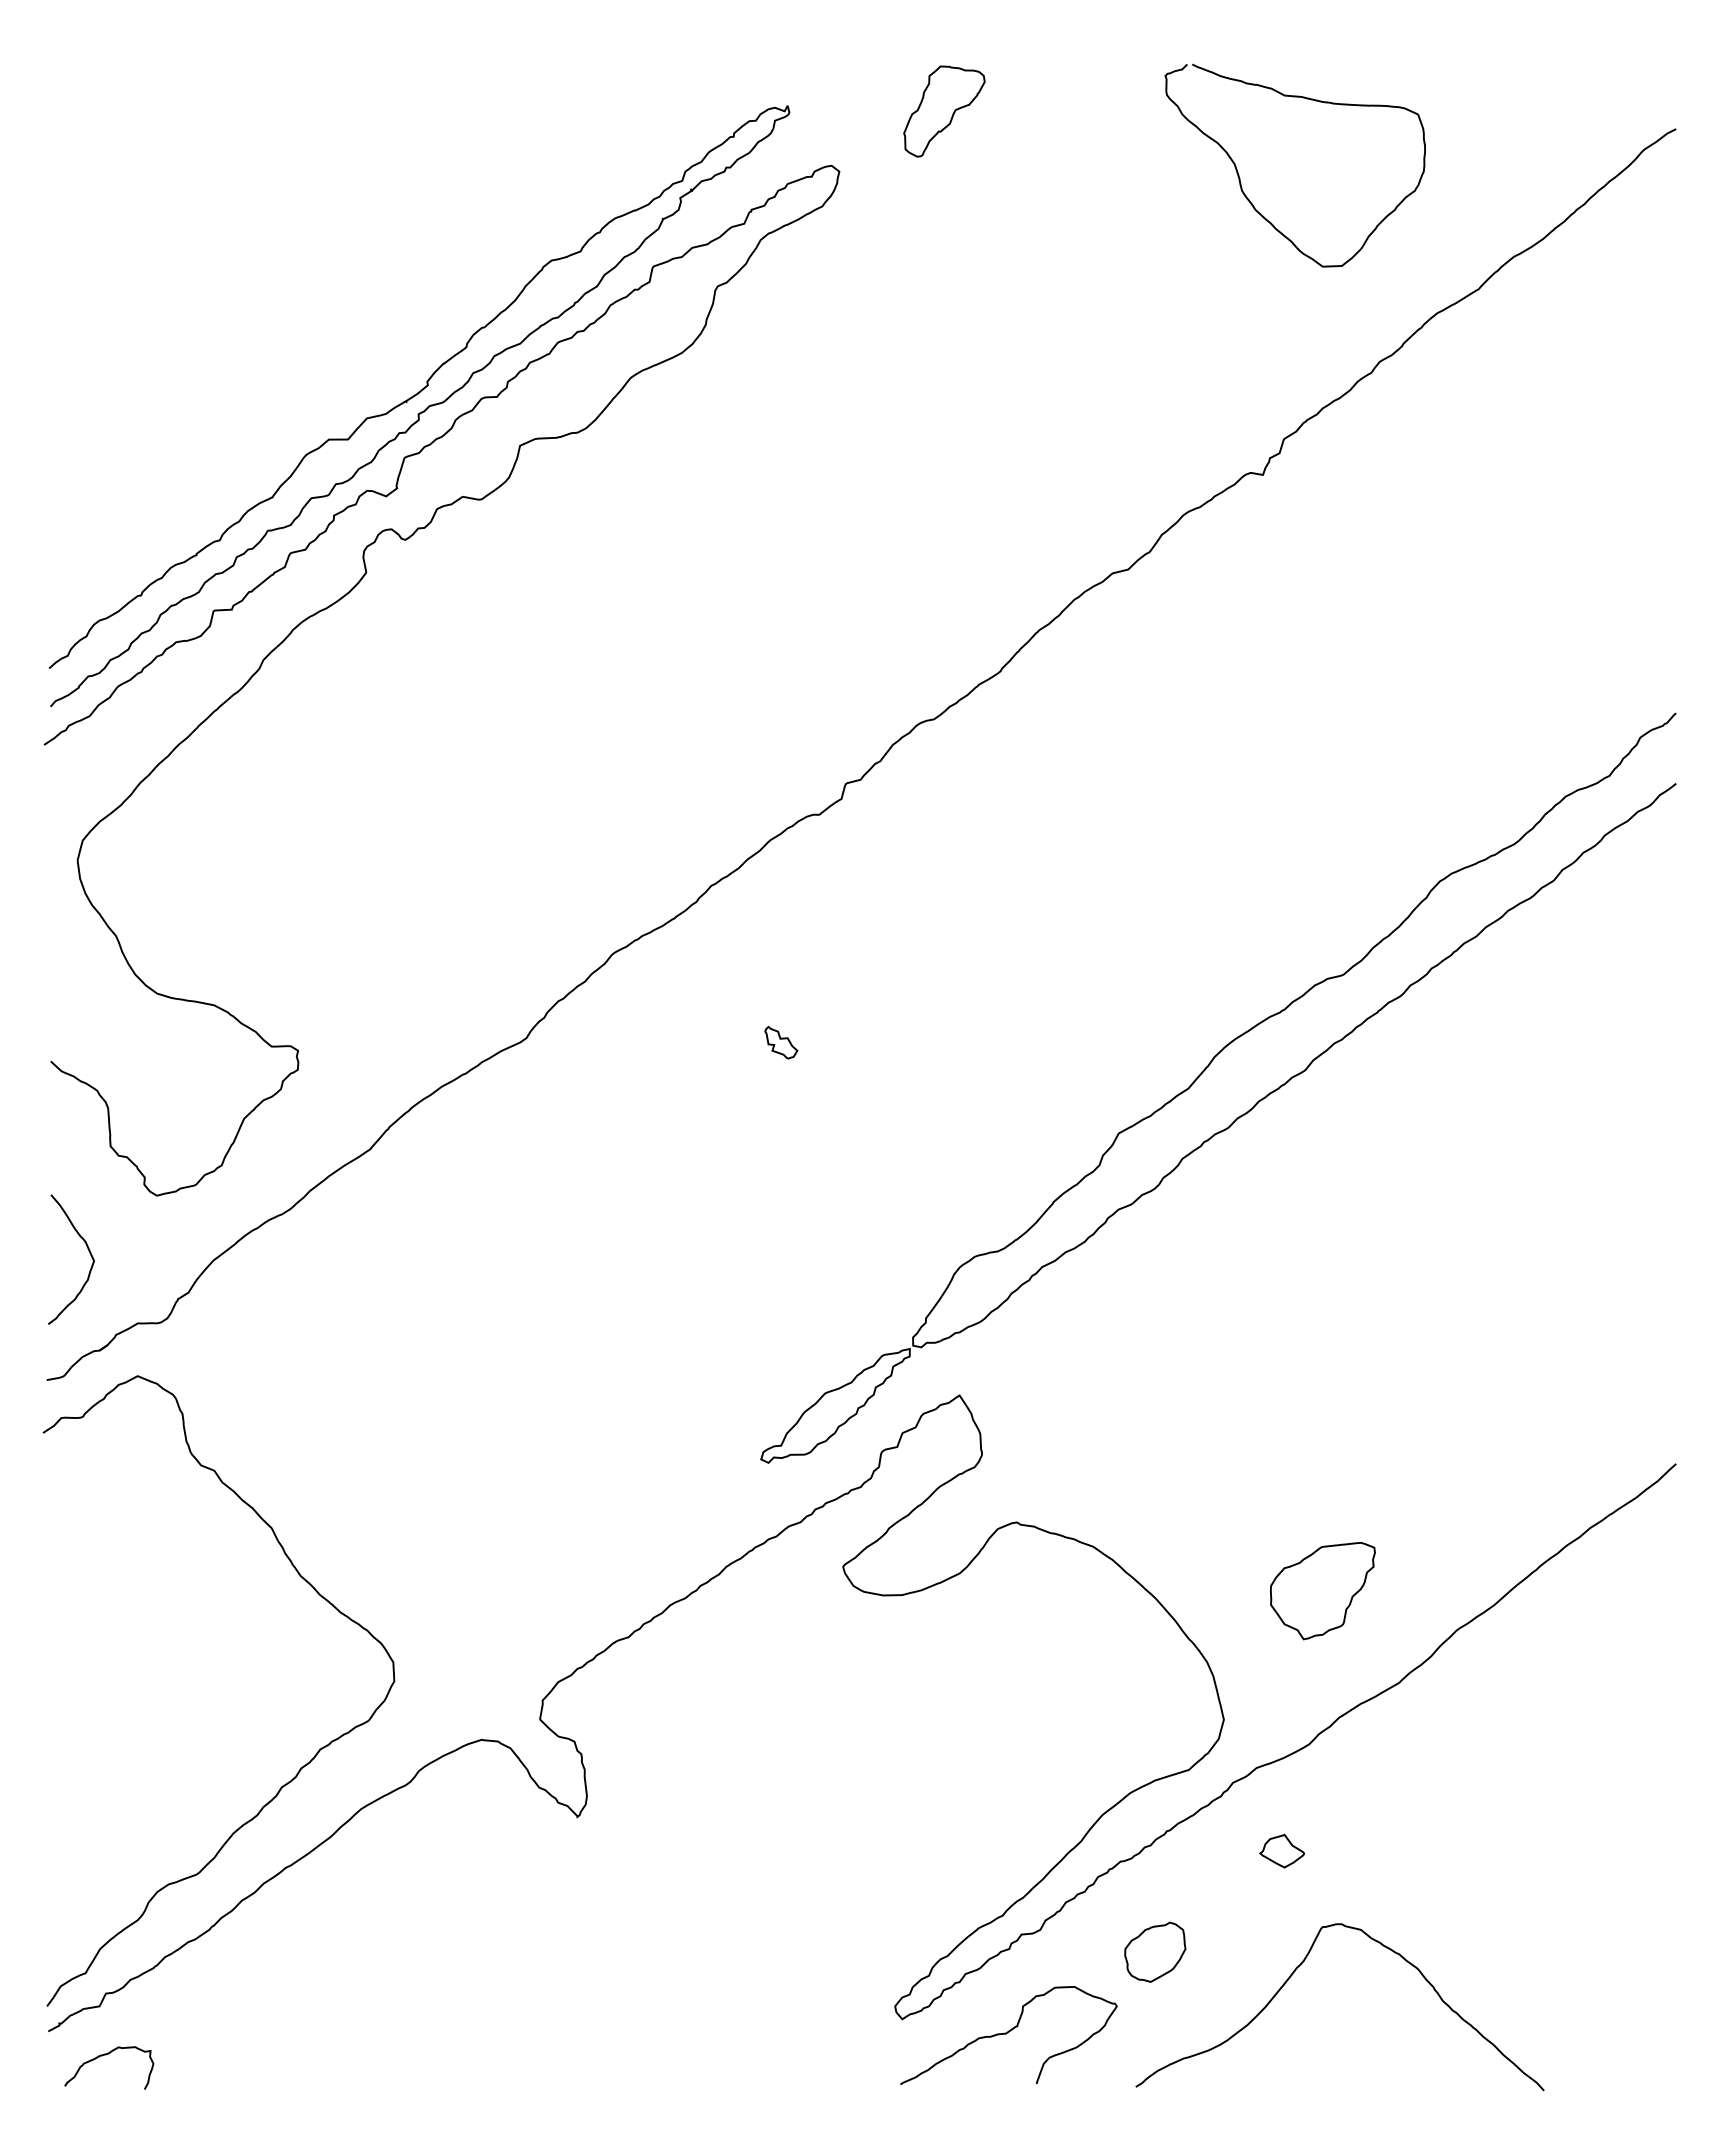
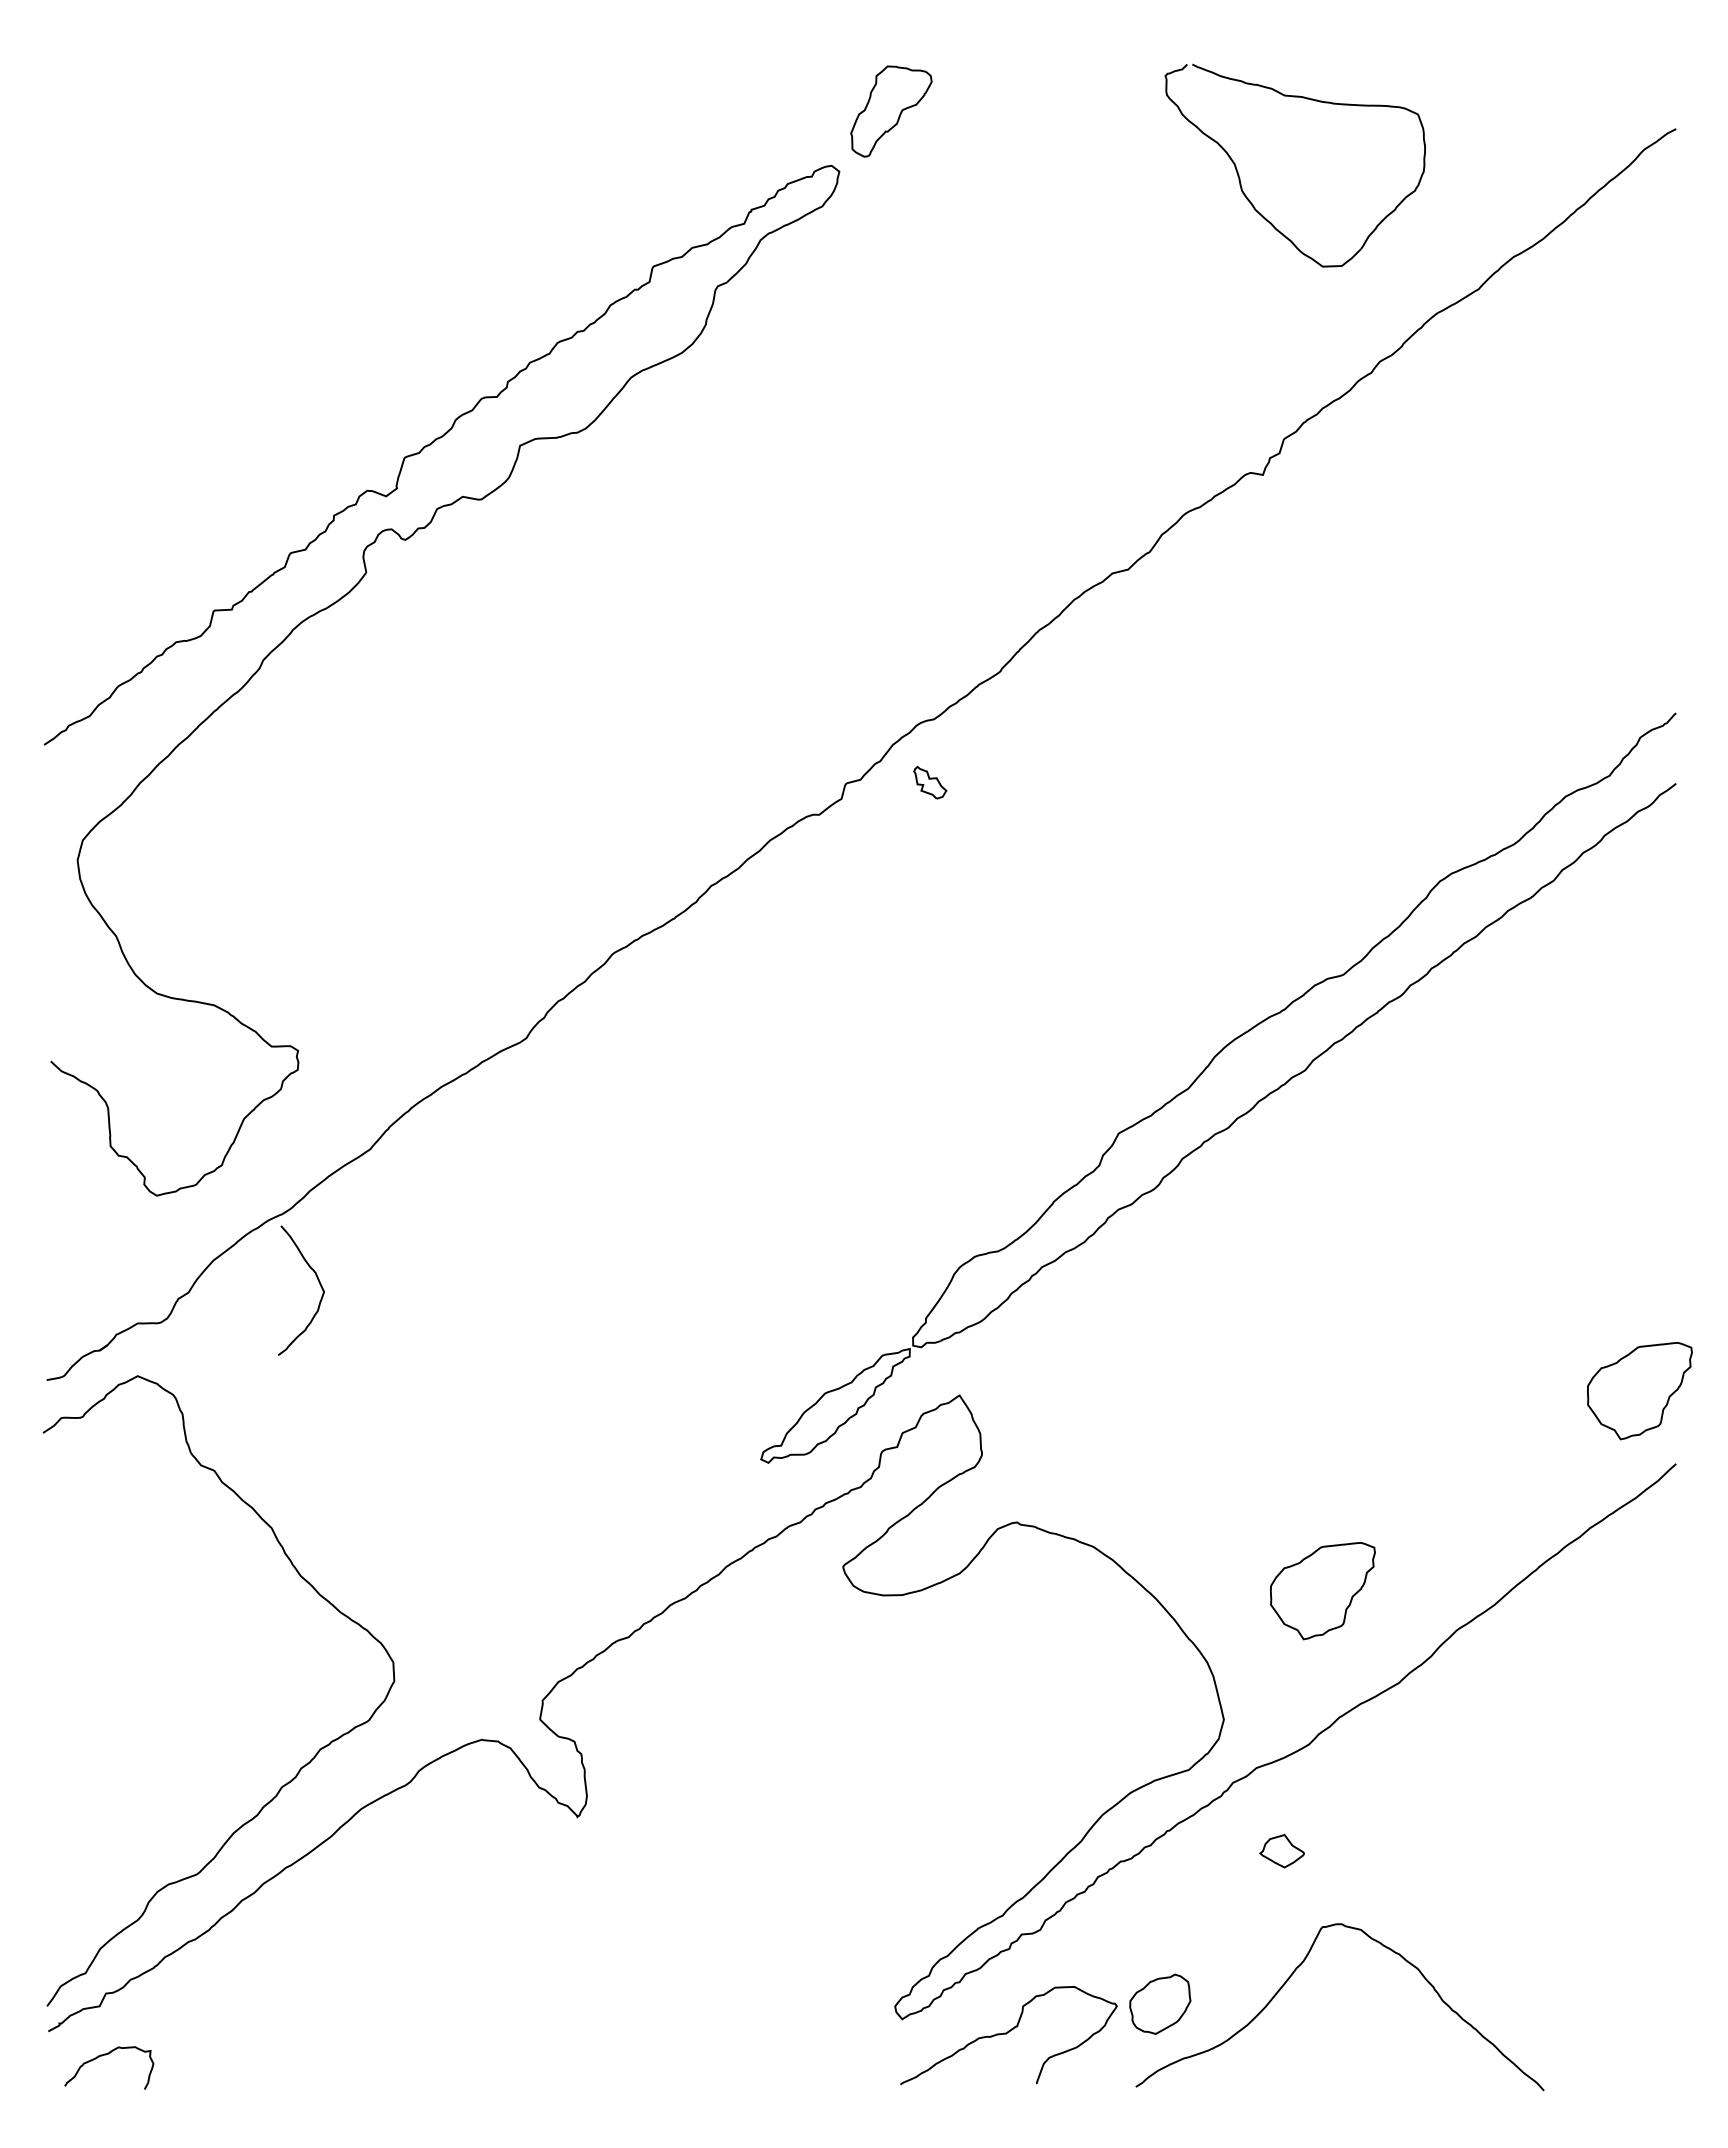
part position: (944, 111) -> (891, 111) (891, 111)
curve: present -> none (421, 411)
part position: (781, 1042) -> (930, 782) (930, 782)
curve position: (88, 1251) -> (318, 1282) (318, 1282)
part: none -> present (1639, 1391)
part position: (1155, 1951) -> (1160, 2003) (1160, 2003)
